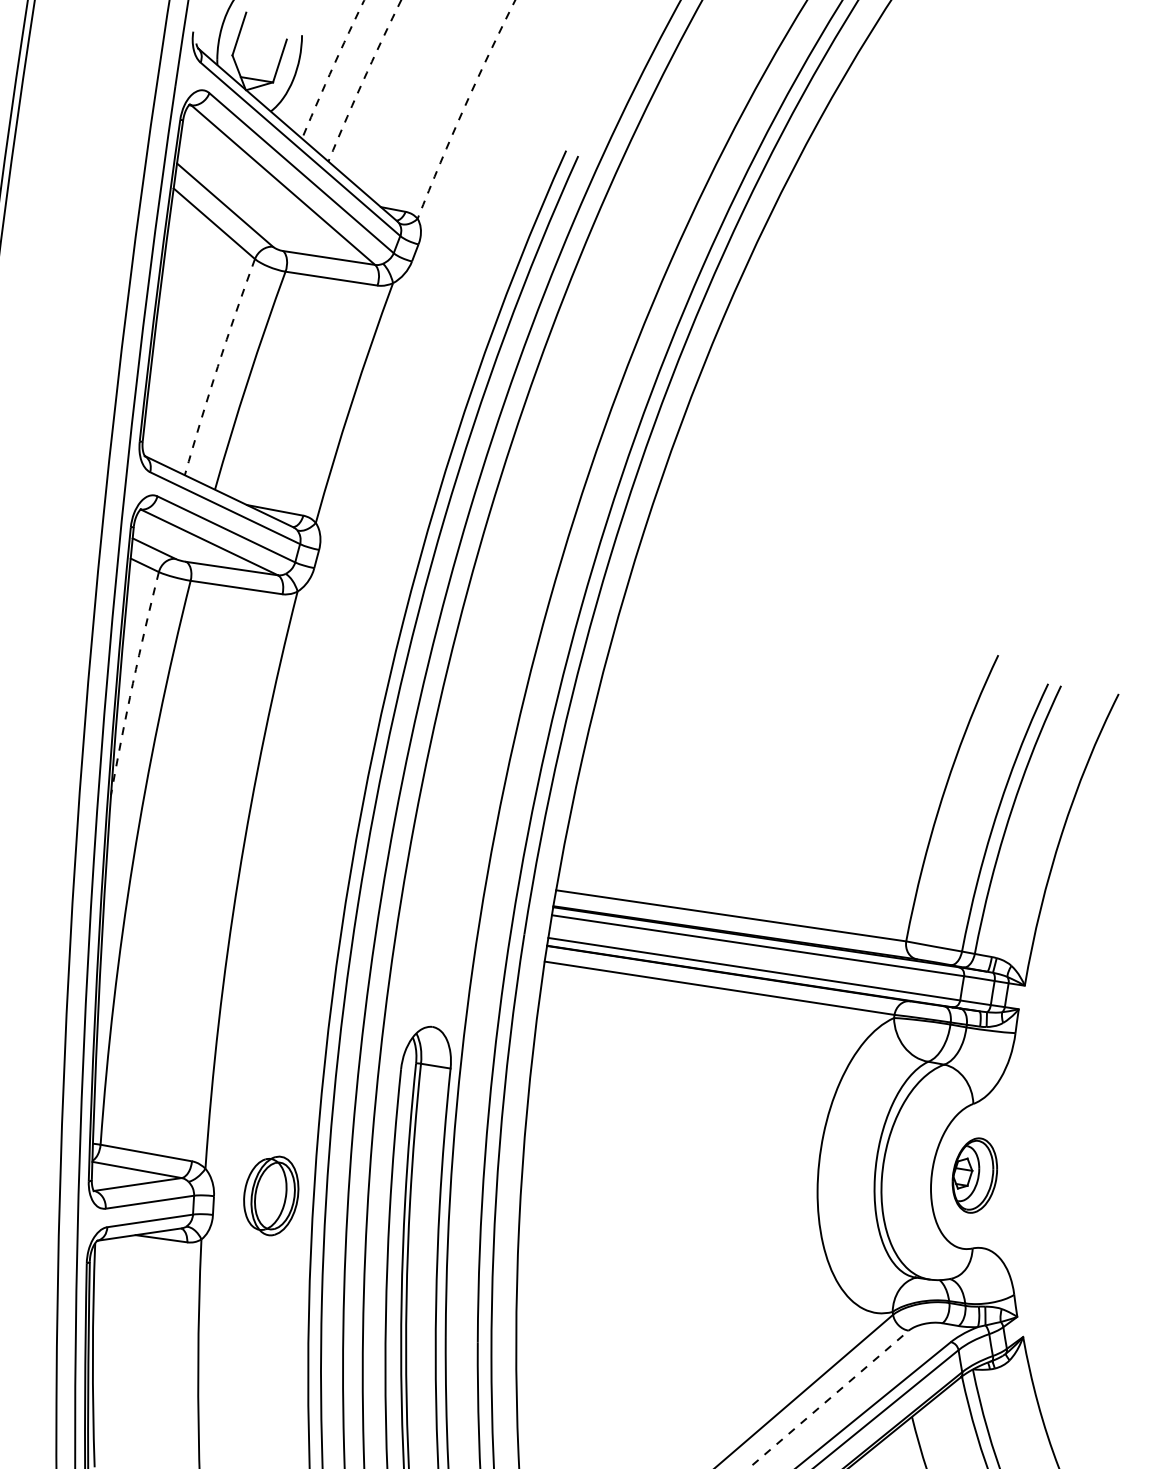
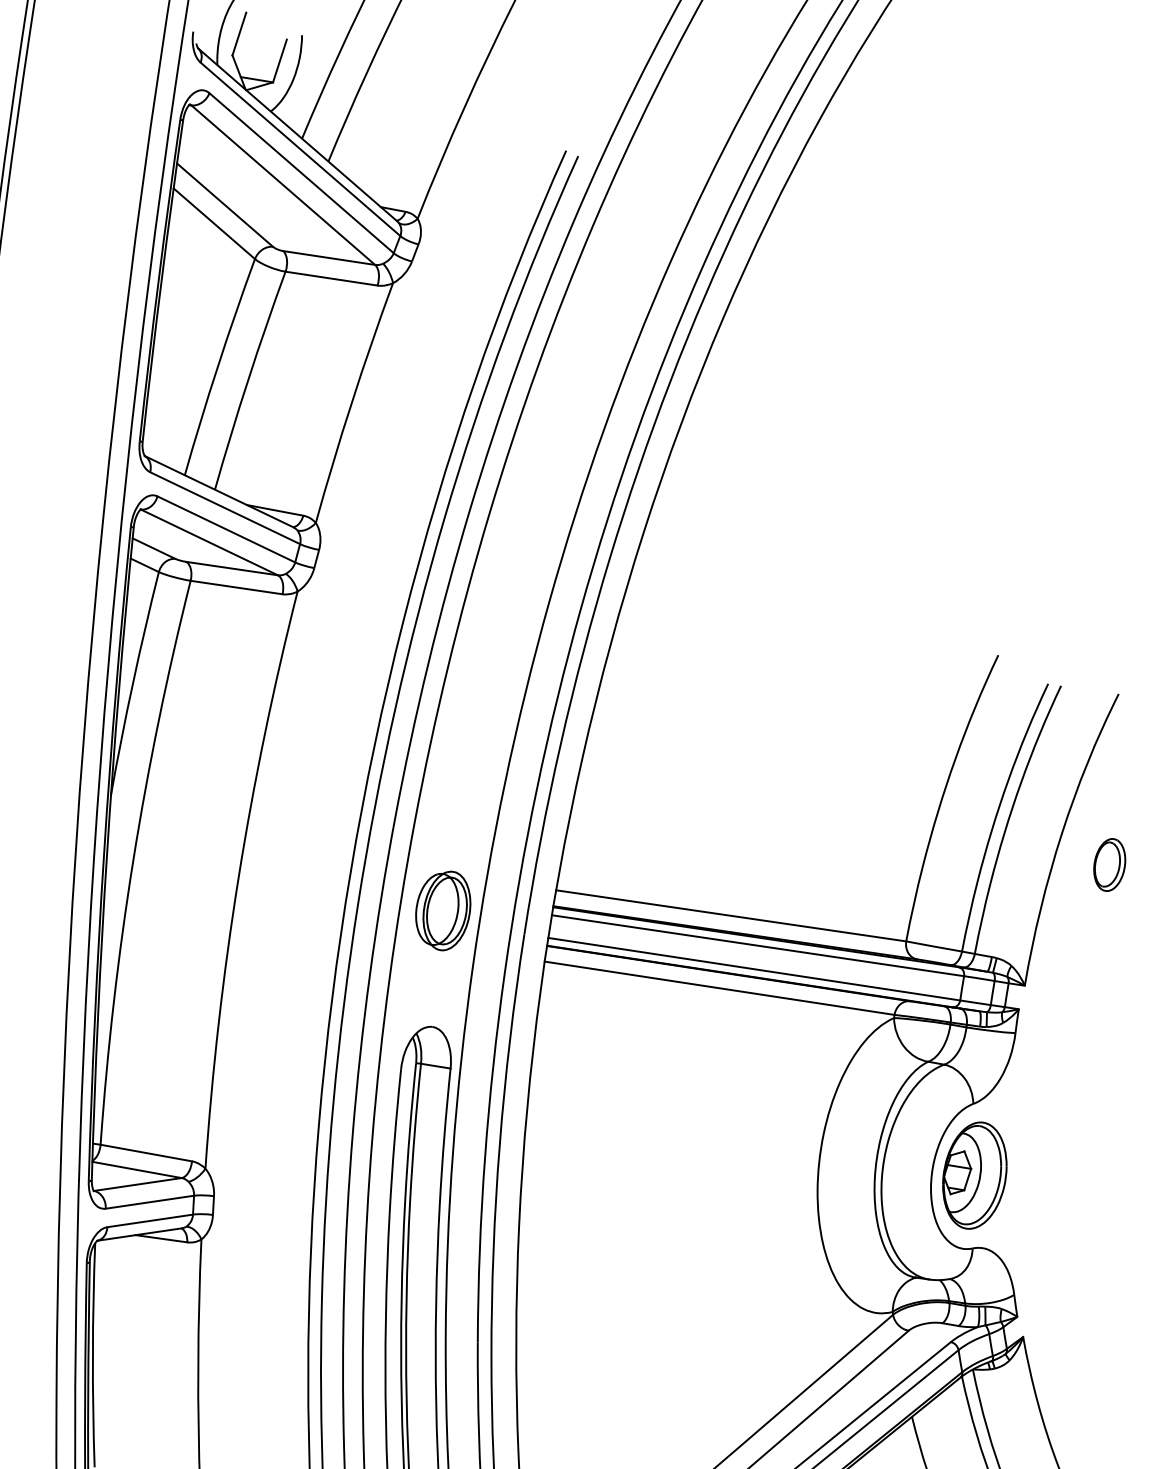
arc: dashed -> solid (332, 68)
arc: dashed -> solid (363, 79)
arc: dashed -> solid (464, 108)
arc: dashed -> solid (217, 366)
arc: dashed -> solid (133, 683)
part: none -> present (1109, 864)
part size: 47x77 px -> 66x109 px (974, 1175)
part position: (271, 1195) -> (443, 910) (443, 910)
line: dashed -> solid (828, 1399)
